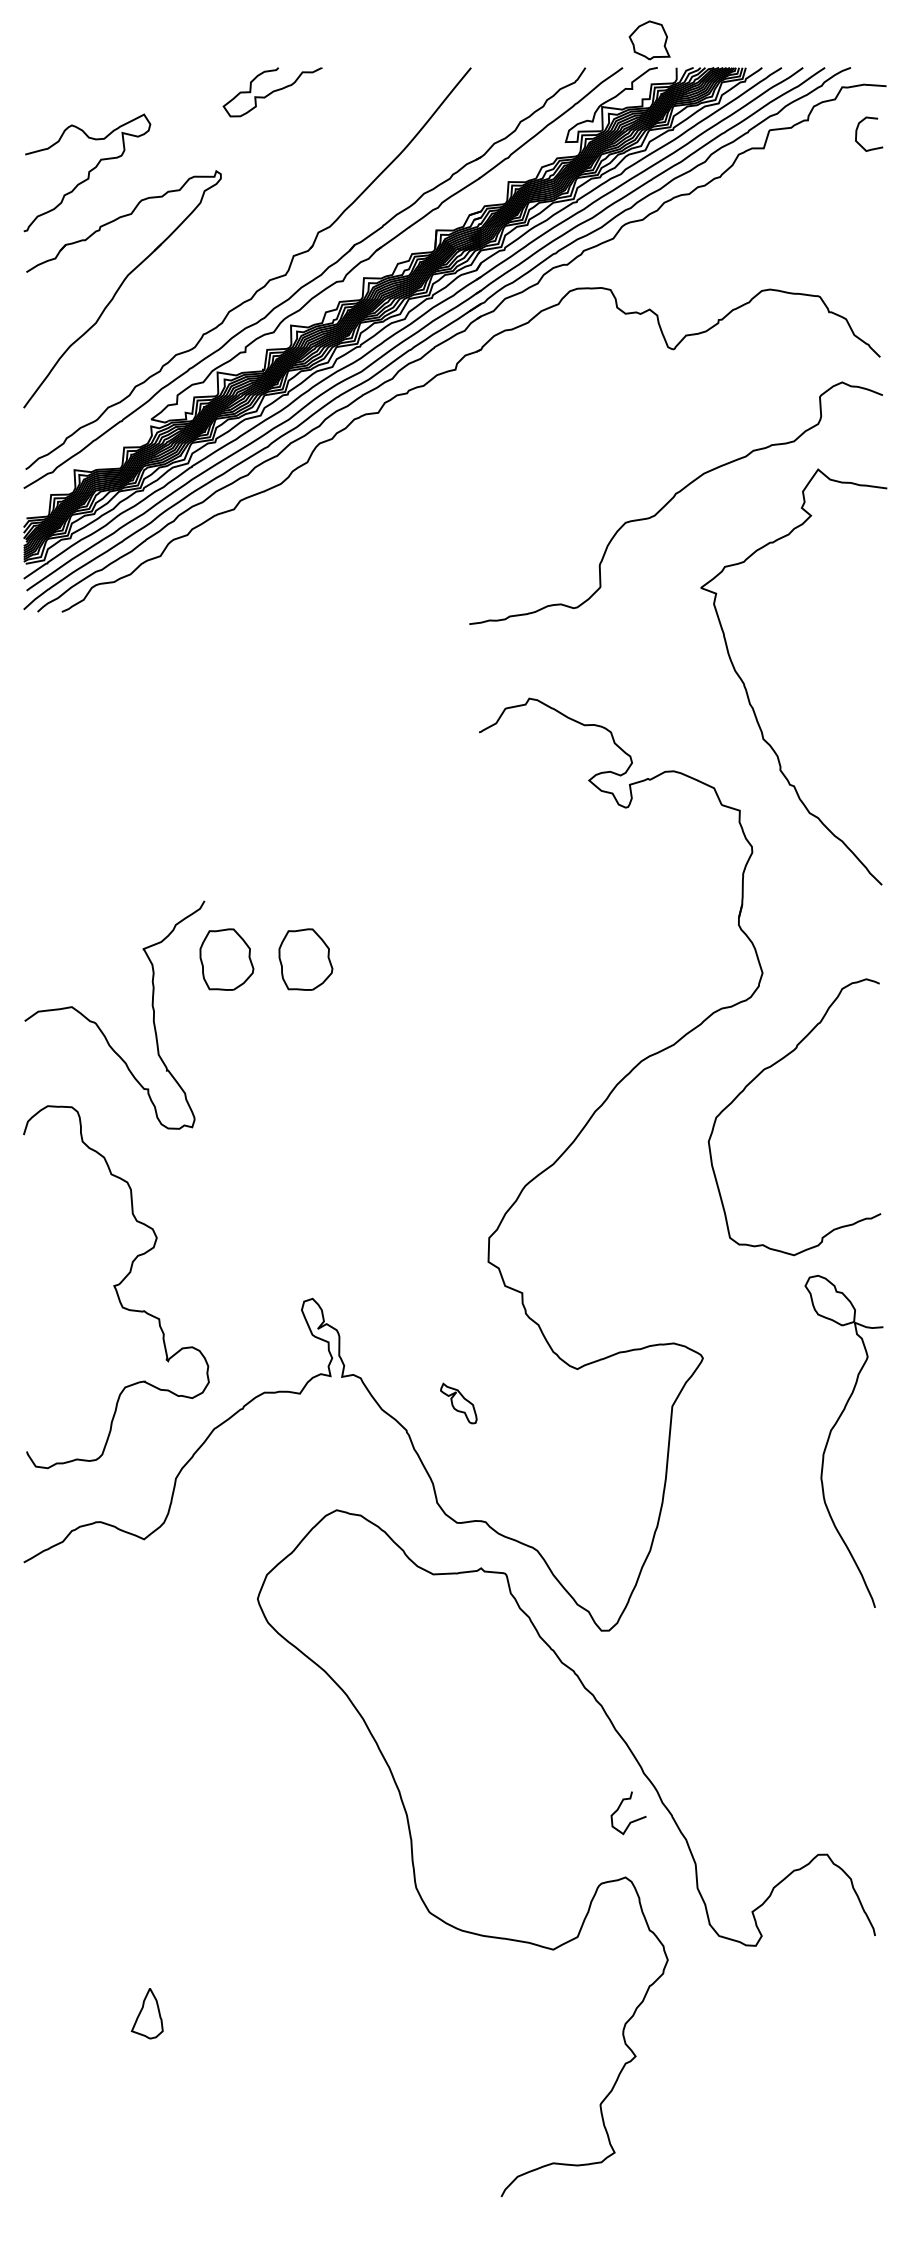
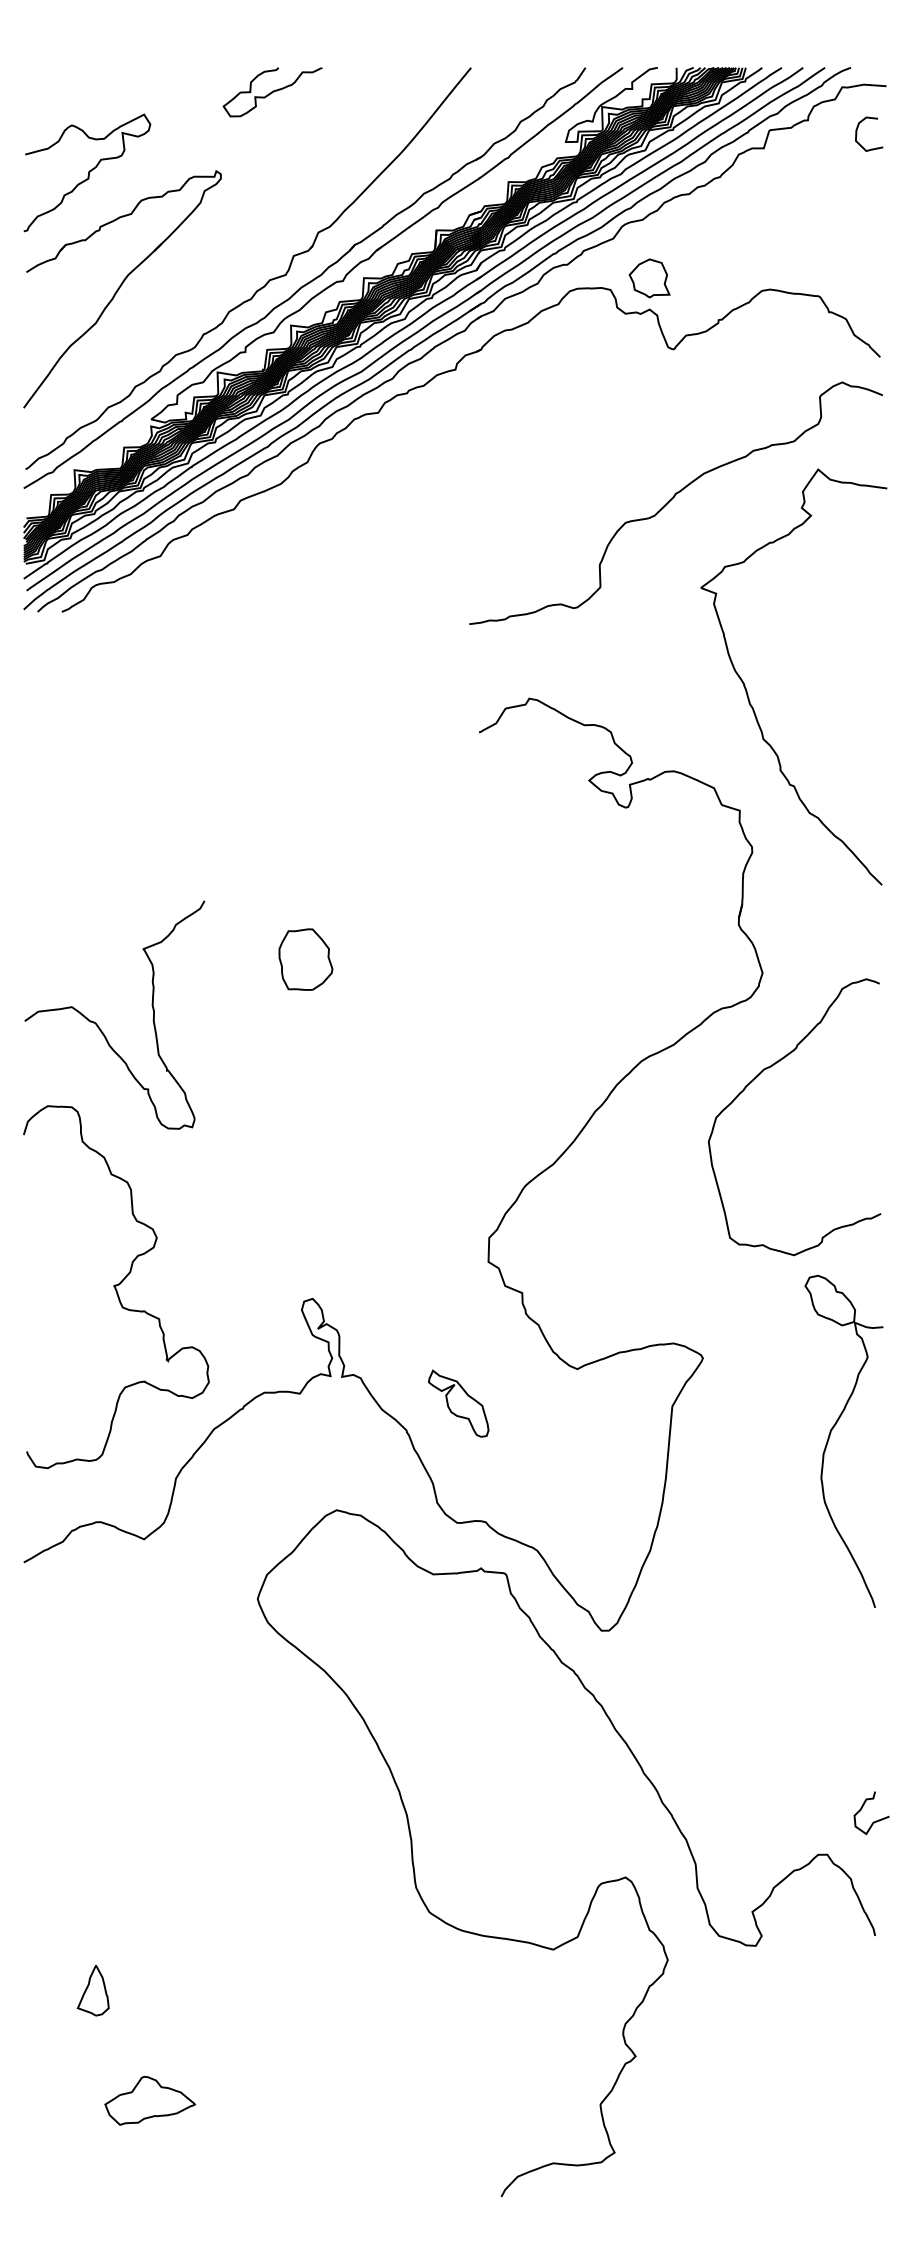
part position: (649, 40) -> (649, 278) (649, 278)
part: present -> none (226, 959)
part size: 38x43 px -> 62x69 px (458, 1403)
curve position: (630, 1821) -> (873, 1821) (873, 1821)
part position: (146, 2013) -> (92, 1990) (92, 1990)
part: none -> present (150, 2100)
